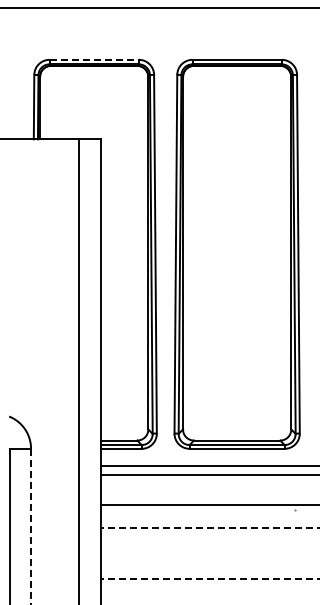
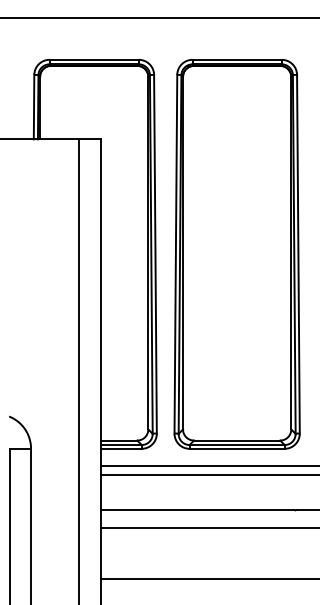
line position: (159, 8) -> (159, 18) (159, 18)
line: dashed -> solid (94, 59)
line position: (208, 504) -> (208, 509) (208, 509)
line: dashed -> solid (31, 526)
line: dashed -> solid (210, 527)
line: dashed -> solid (210, 579)
